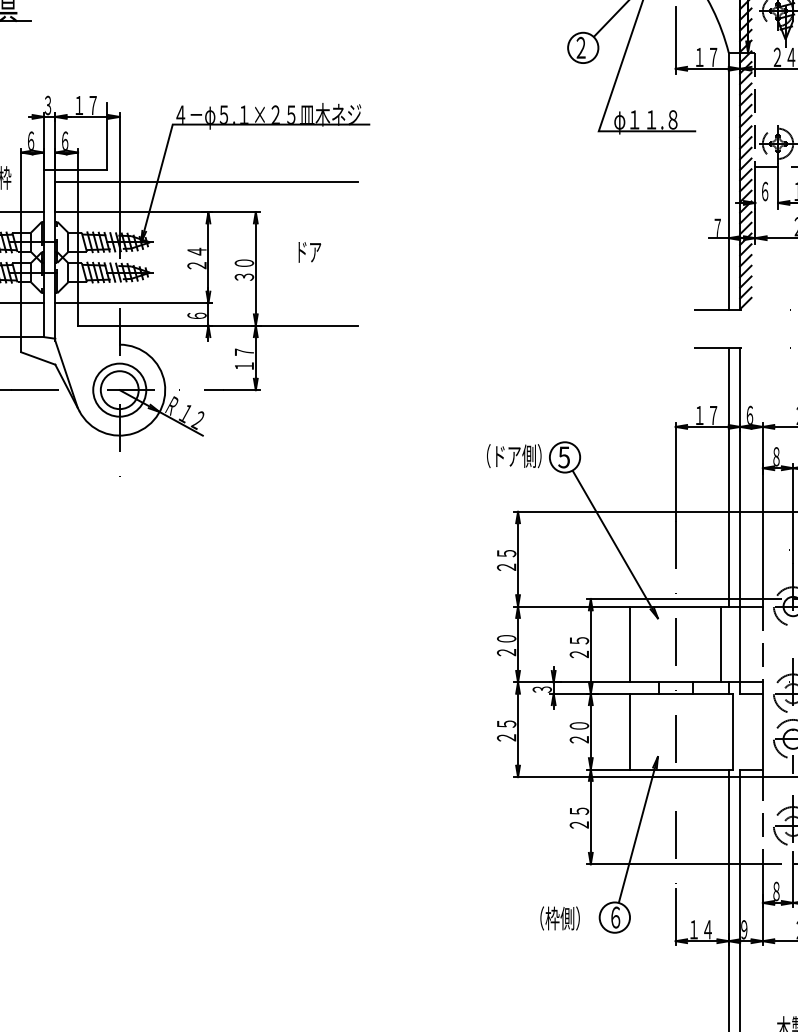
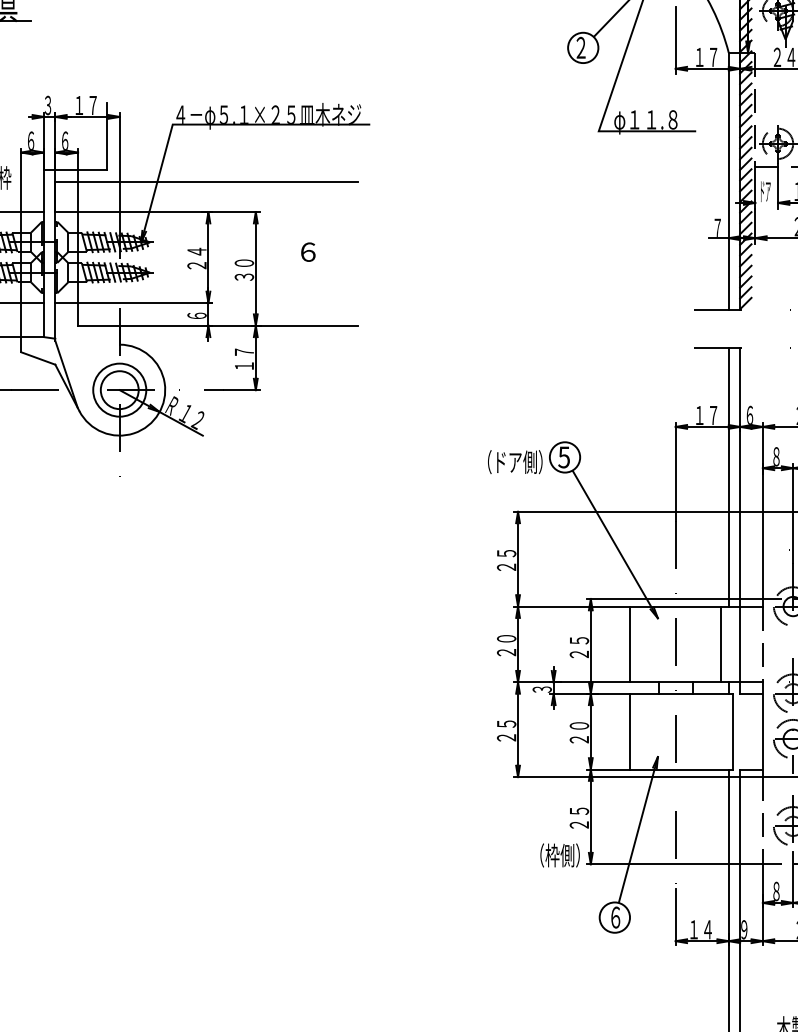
text: ６ -> ドア (765, 191)
text: ドア -> ６ (309, 252)
text position: (514, 456) -> (515, 462) (515, 462)
text position: (559, 918) -> (559, 855) (559, 855)
